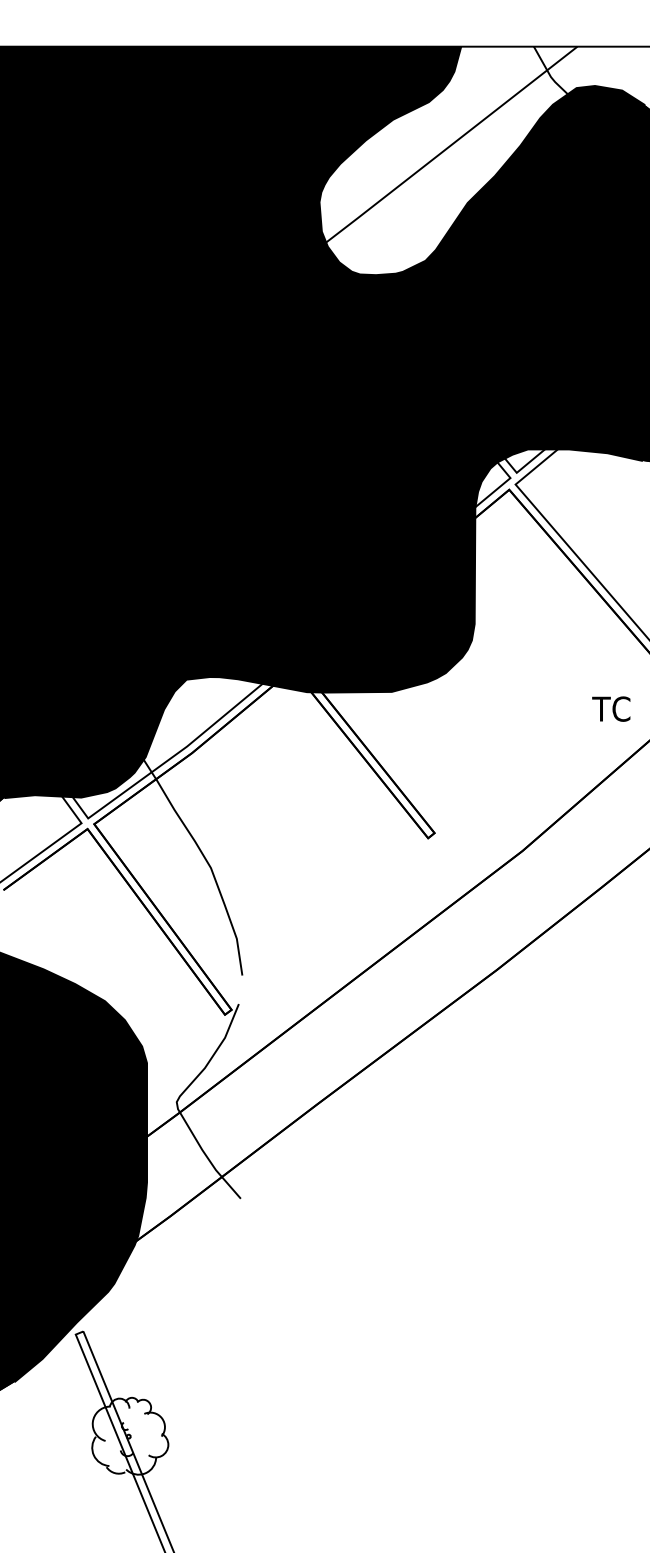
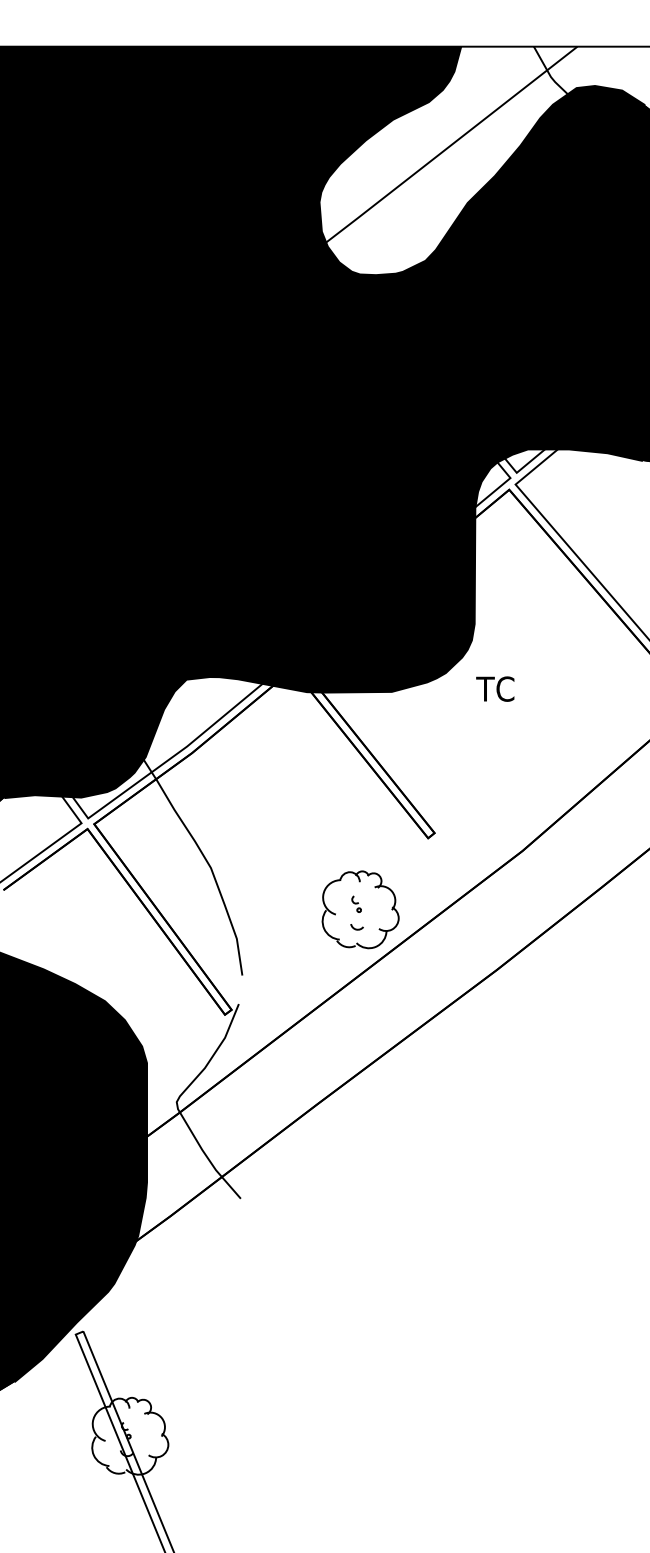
text position: (611, 708) -> (495, 688) (495, 688)
part: none -> present (360, 909)
